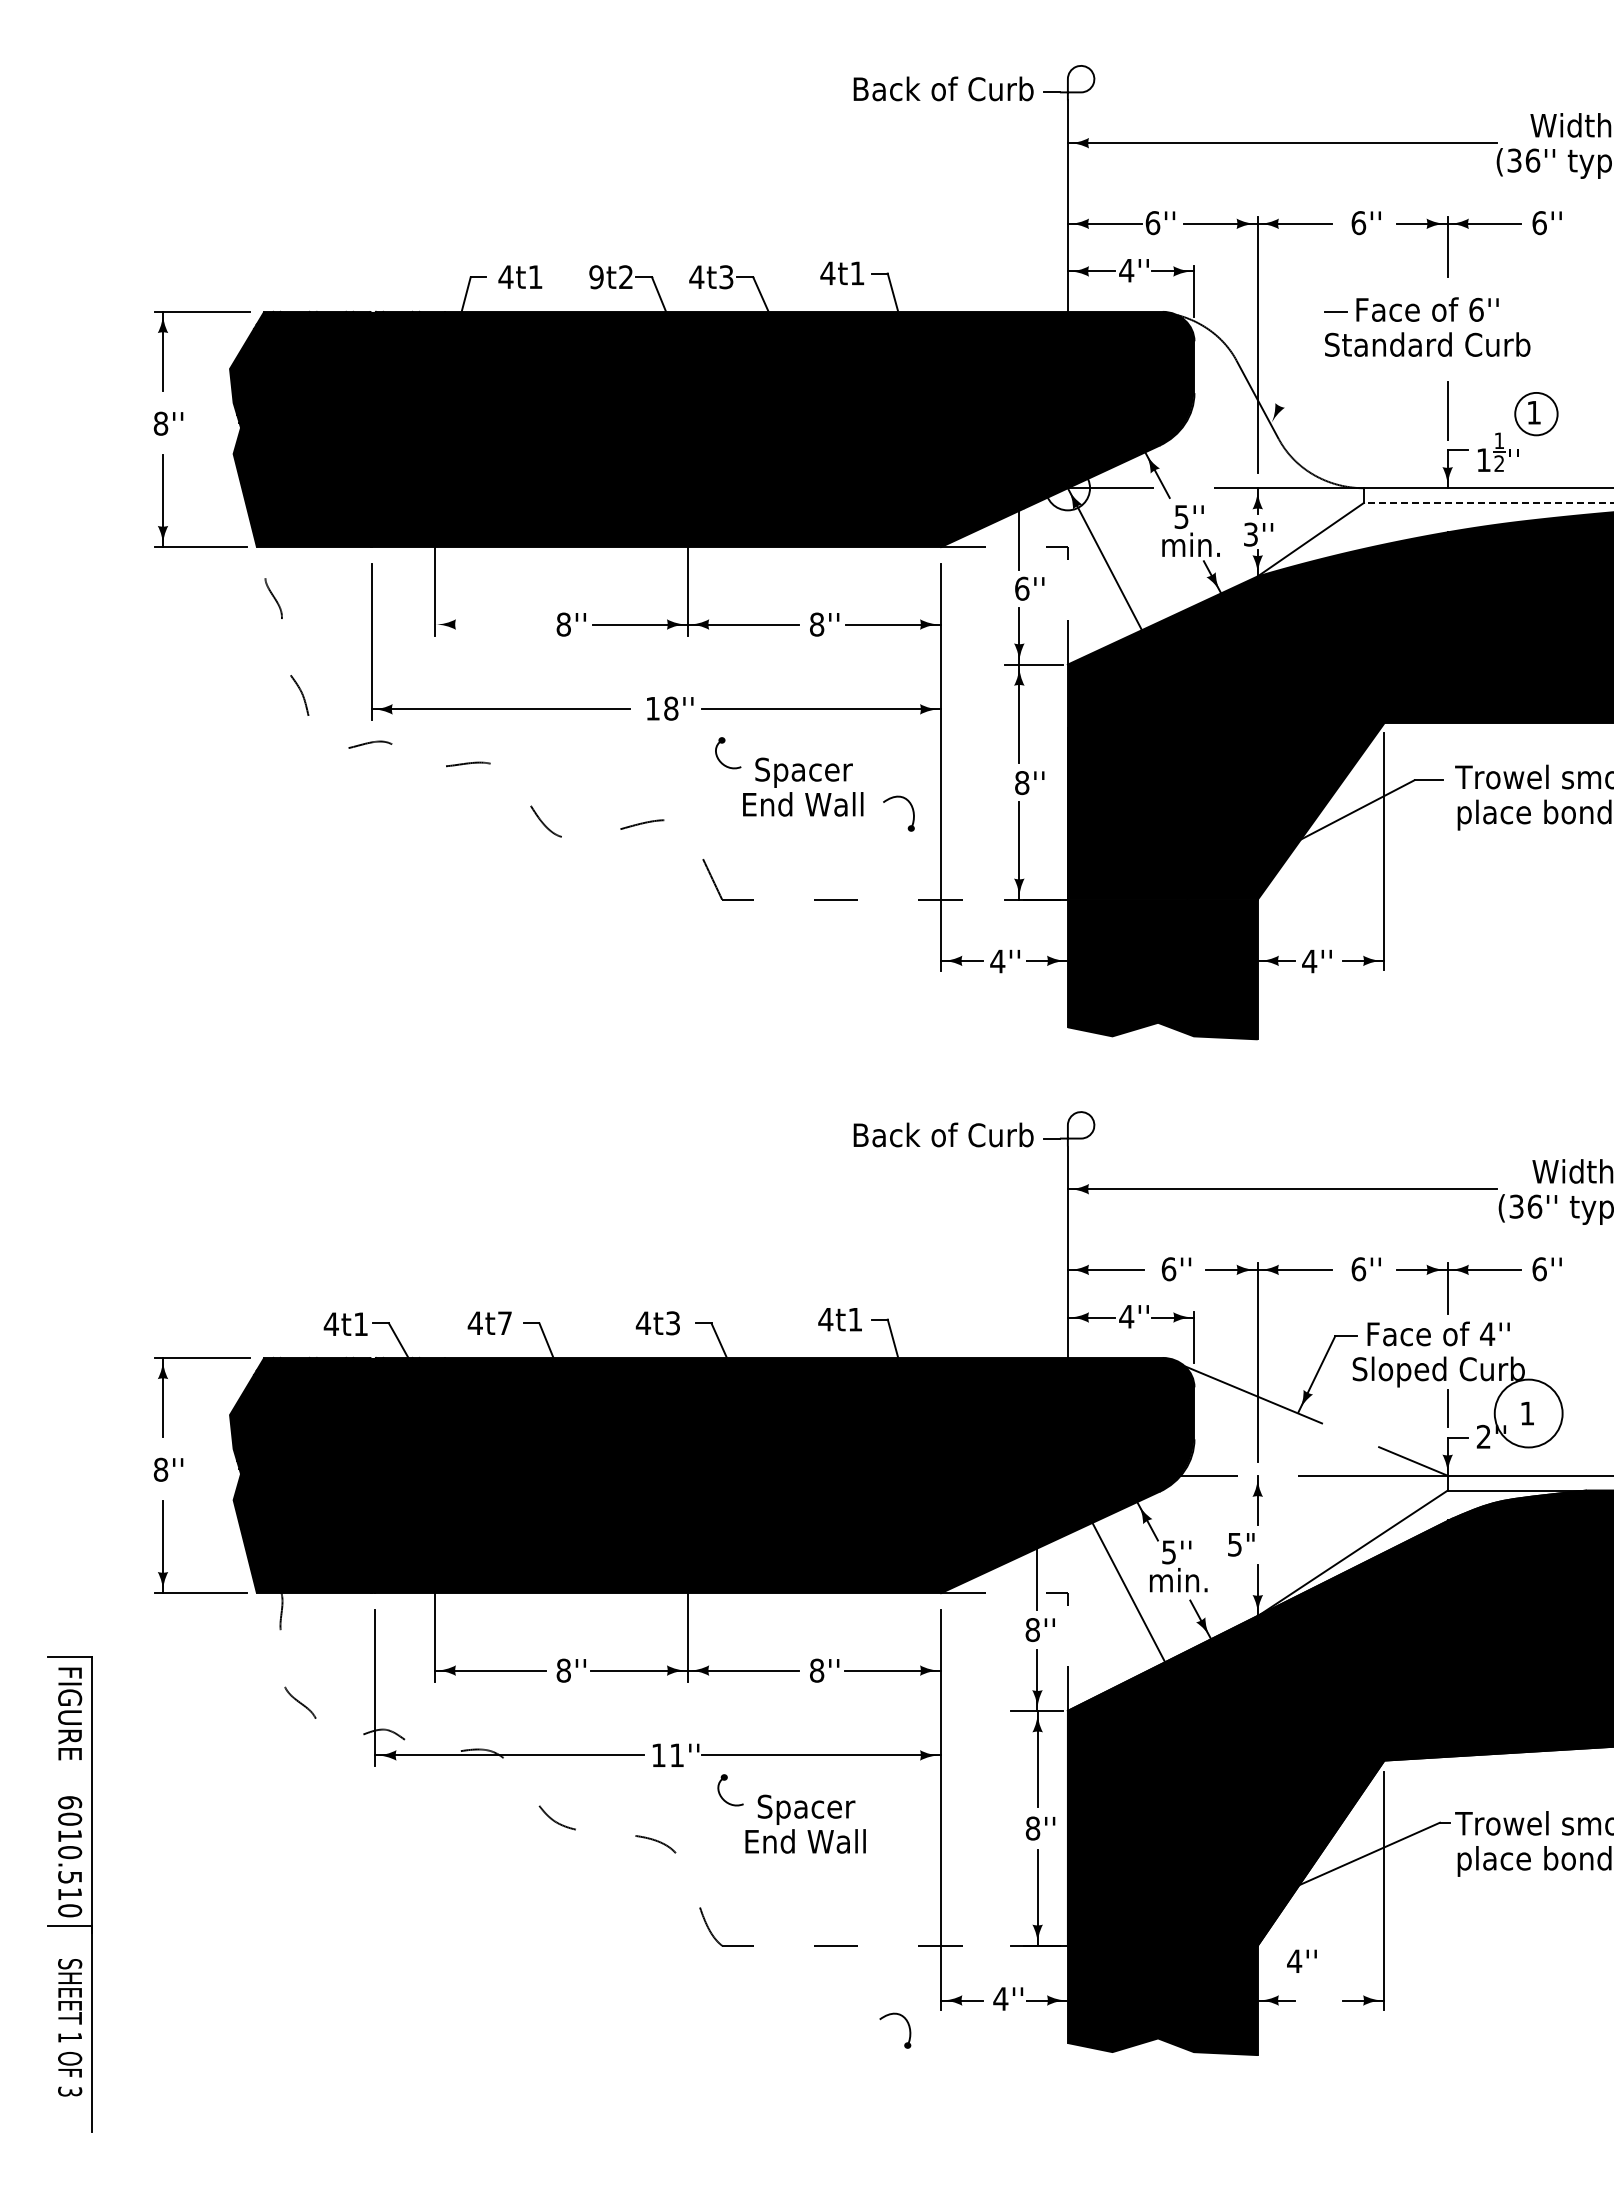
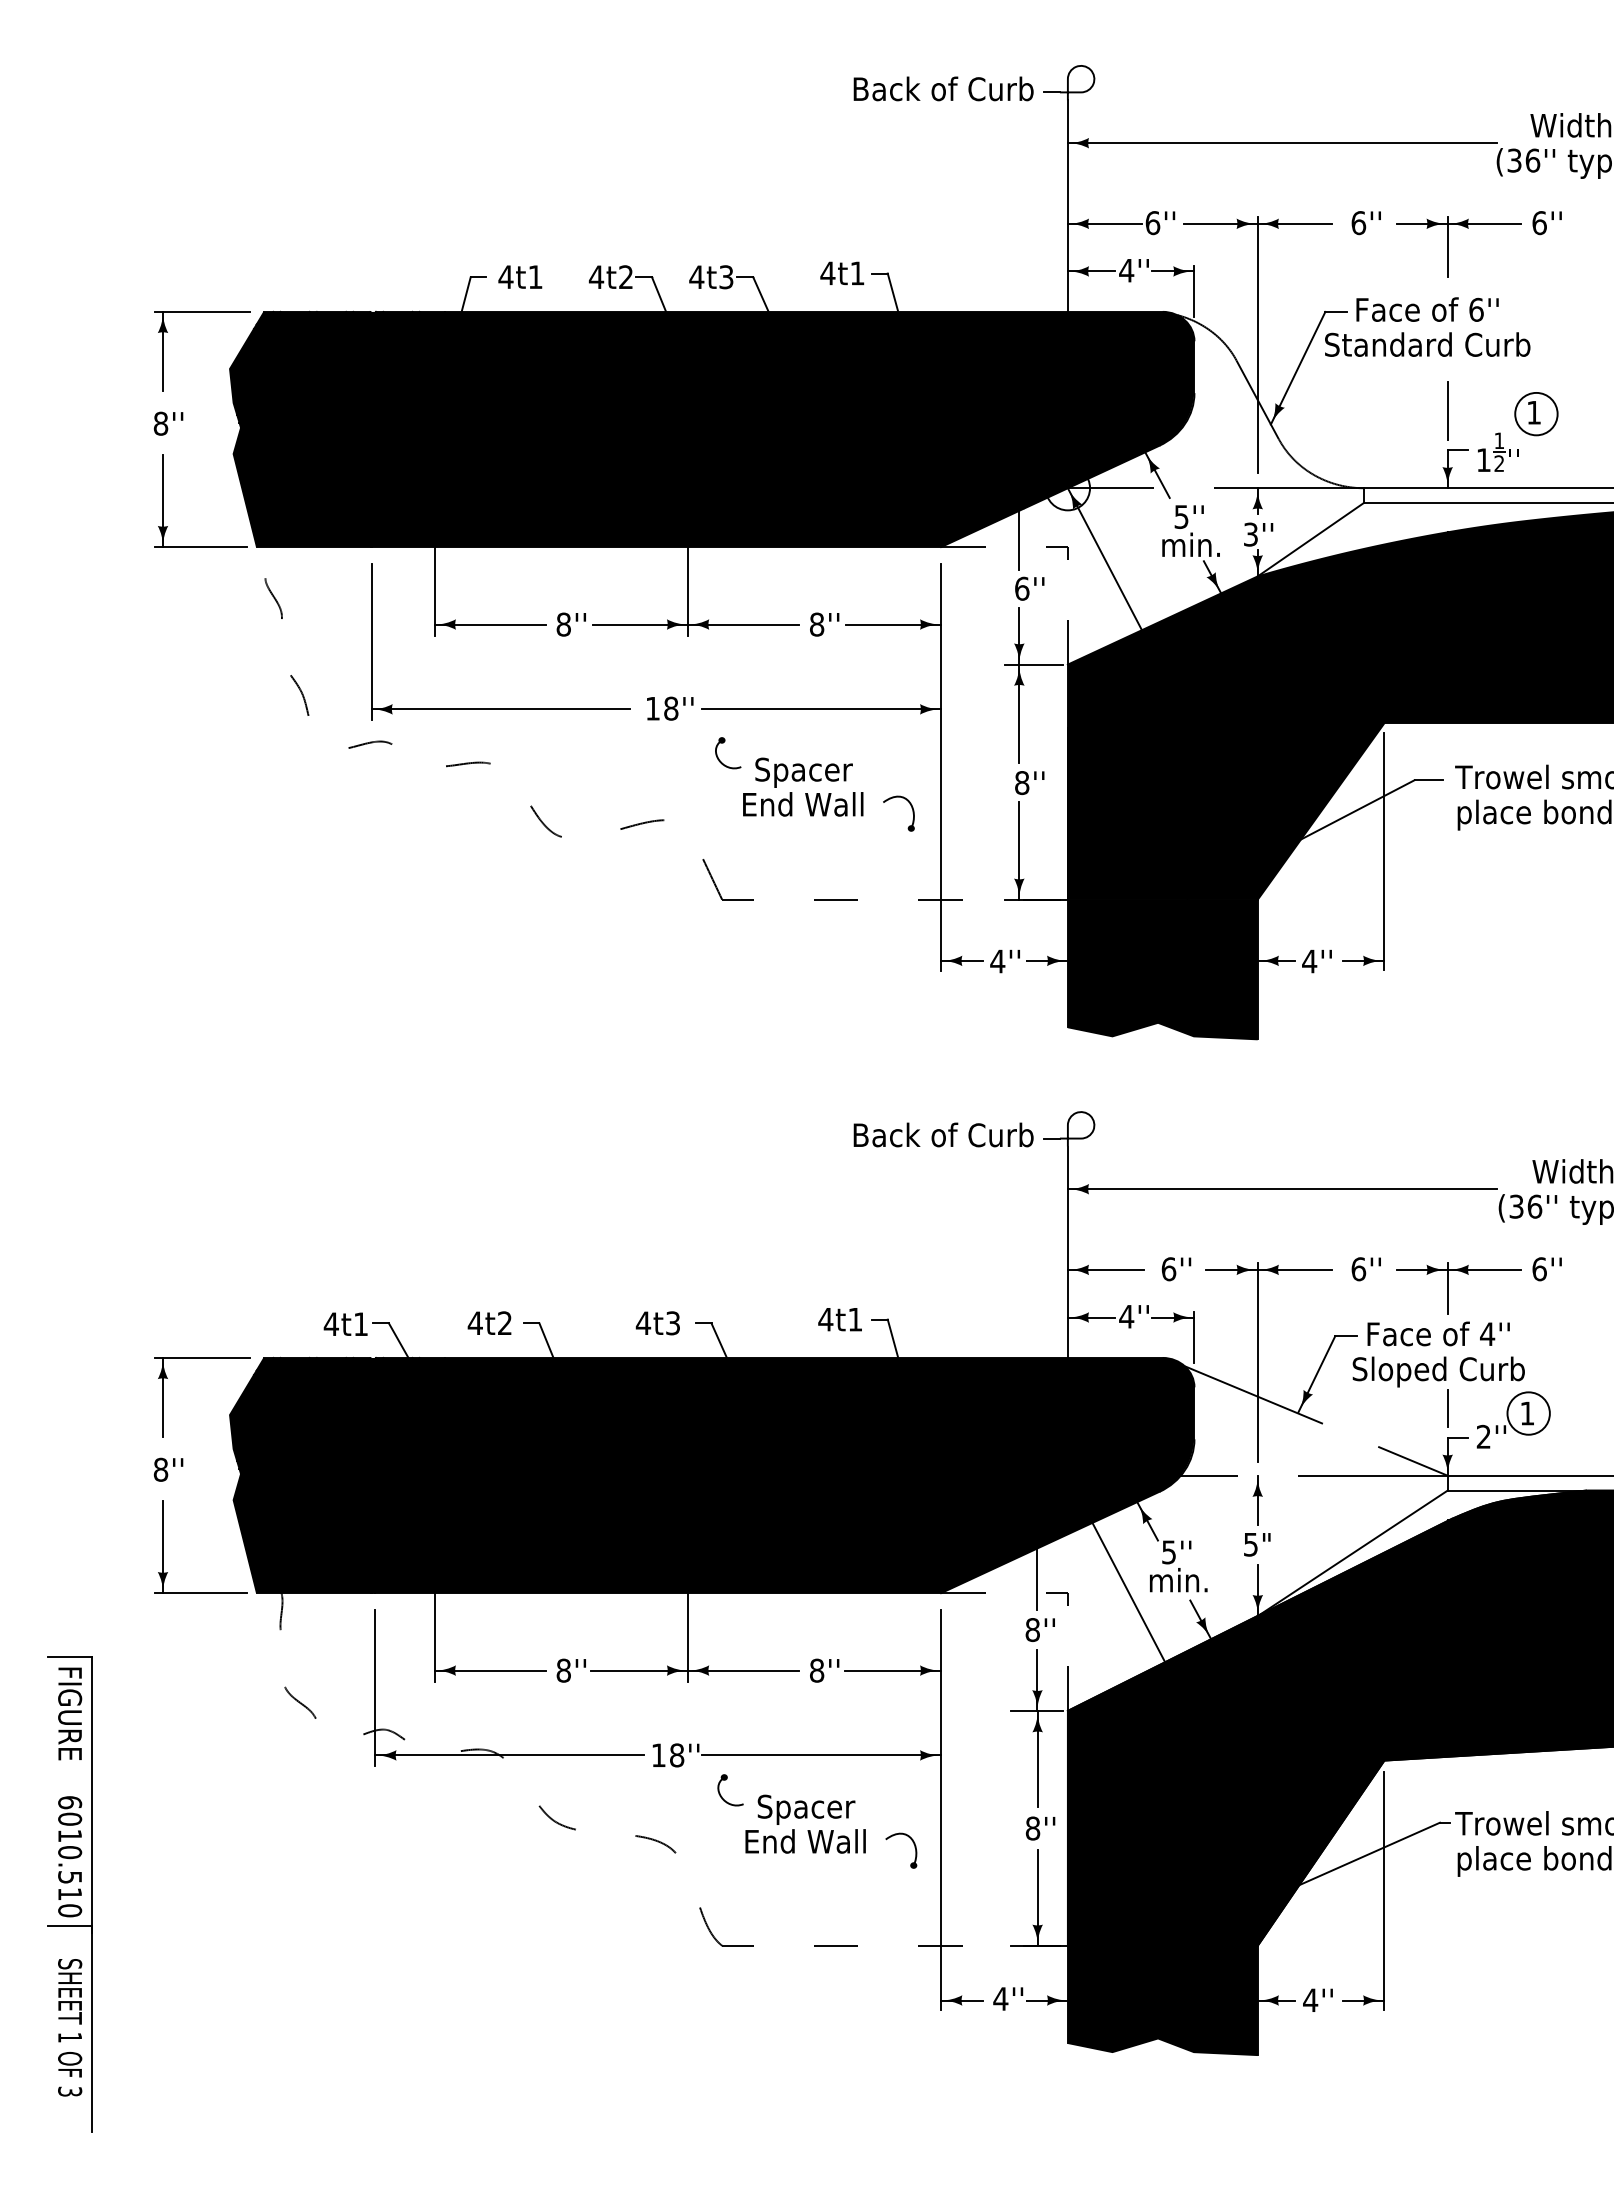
text: 9t2 -> 4t2 (596, 277)
line: none -> present (1297, 367)
line: dashed -> solid (1488, 502)
line: none -> present (490, 624)
text: 4t7 -> 4t2 (504, 1322)
circle diameter: 68 px -> 42 px (1528, 1413)
text position: (1241, 1544) -> (1257, 1544) (1257, 1544)
text: 11'' -> 18'' (677, 1755)
text position: (1301, 1960) -> (1317, 1999) (1317, 1999)
part position: (908, 2027) -> (914, 1847) (914, 1847)
